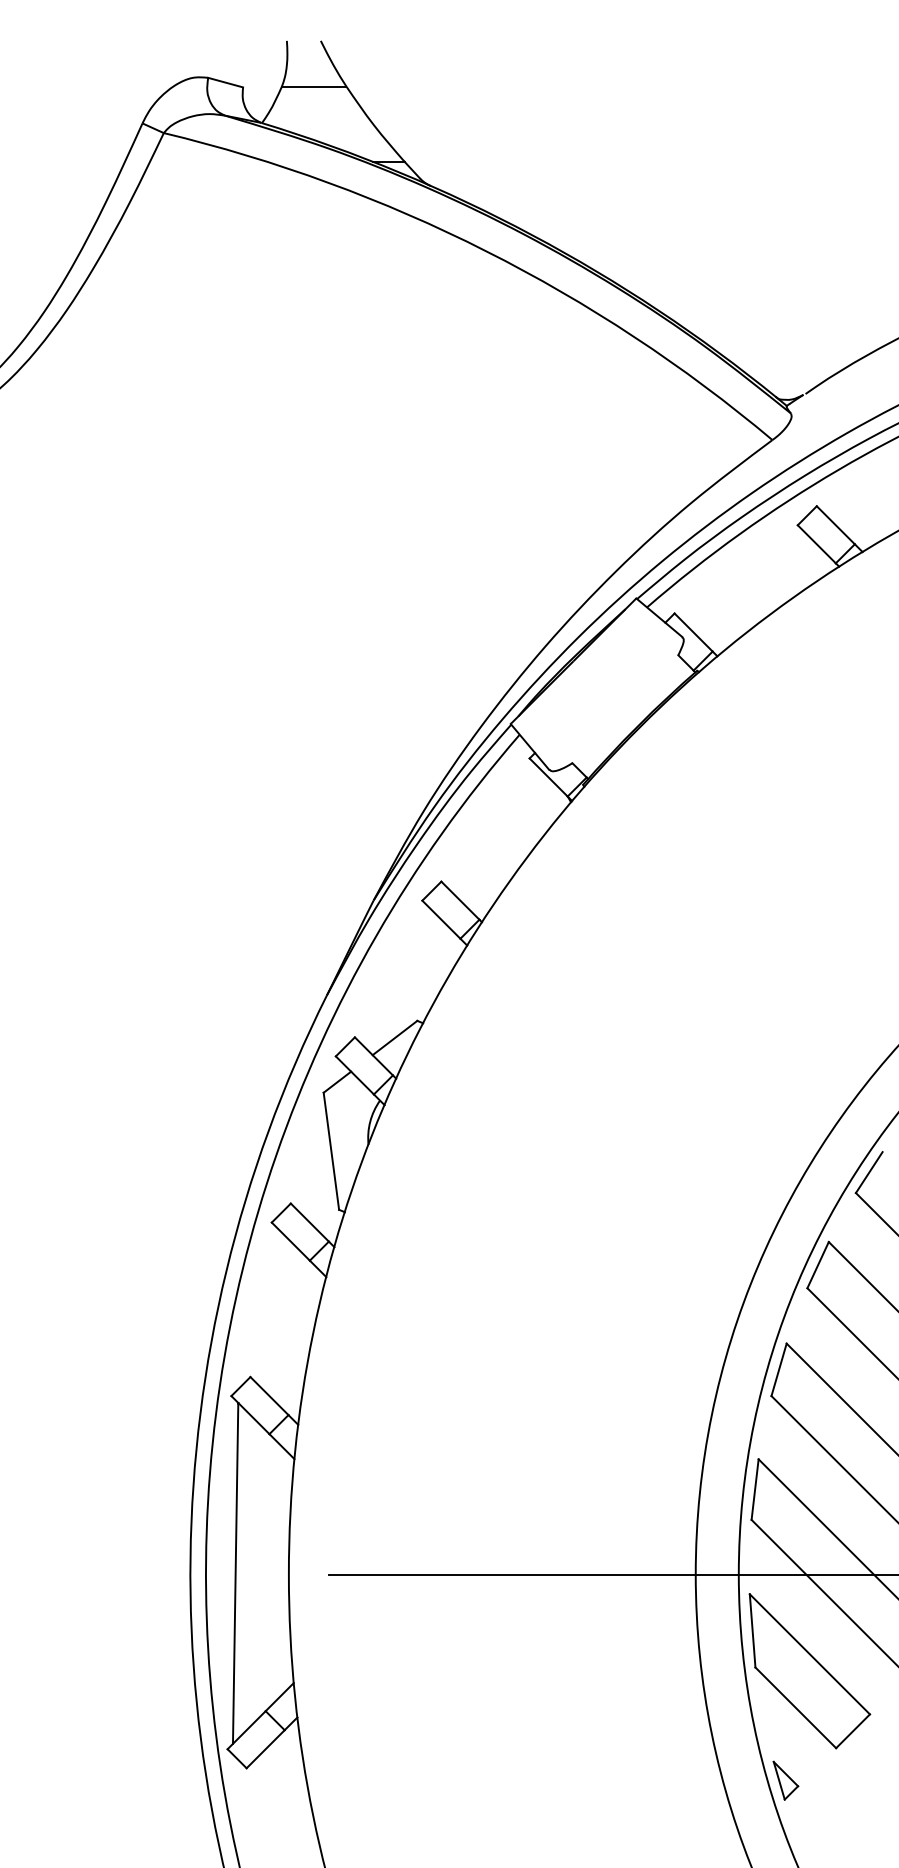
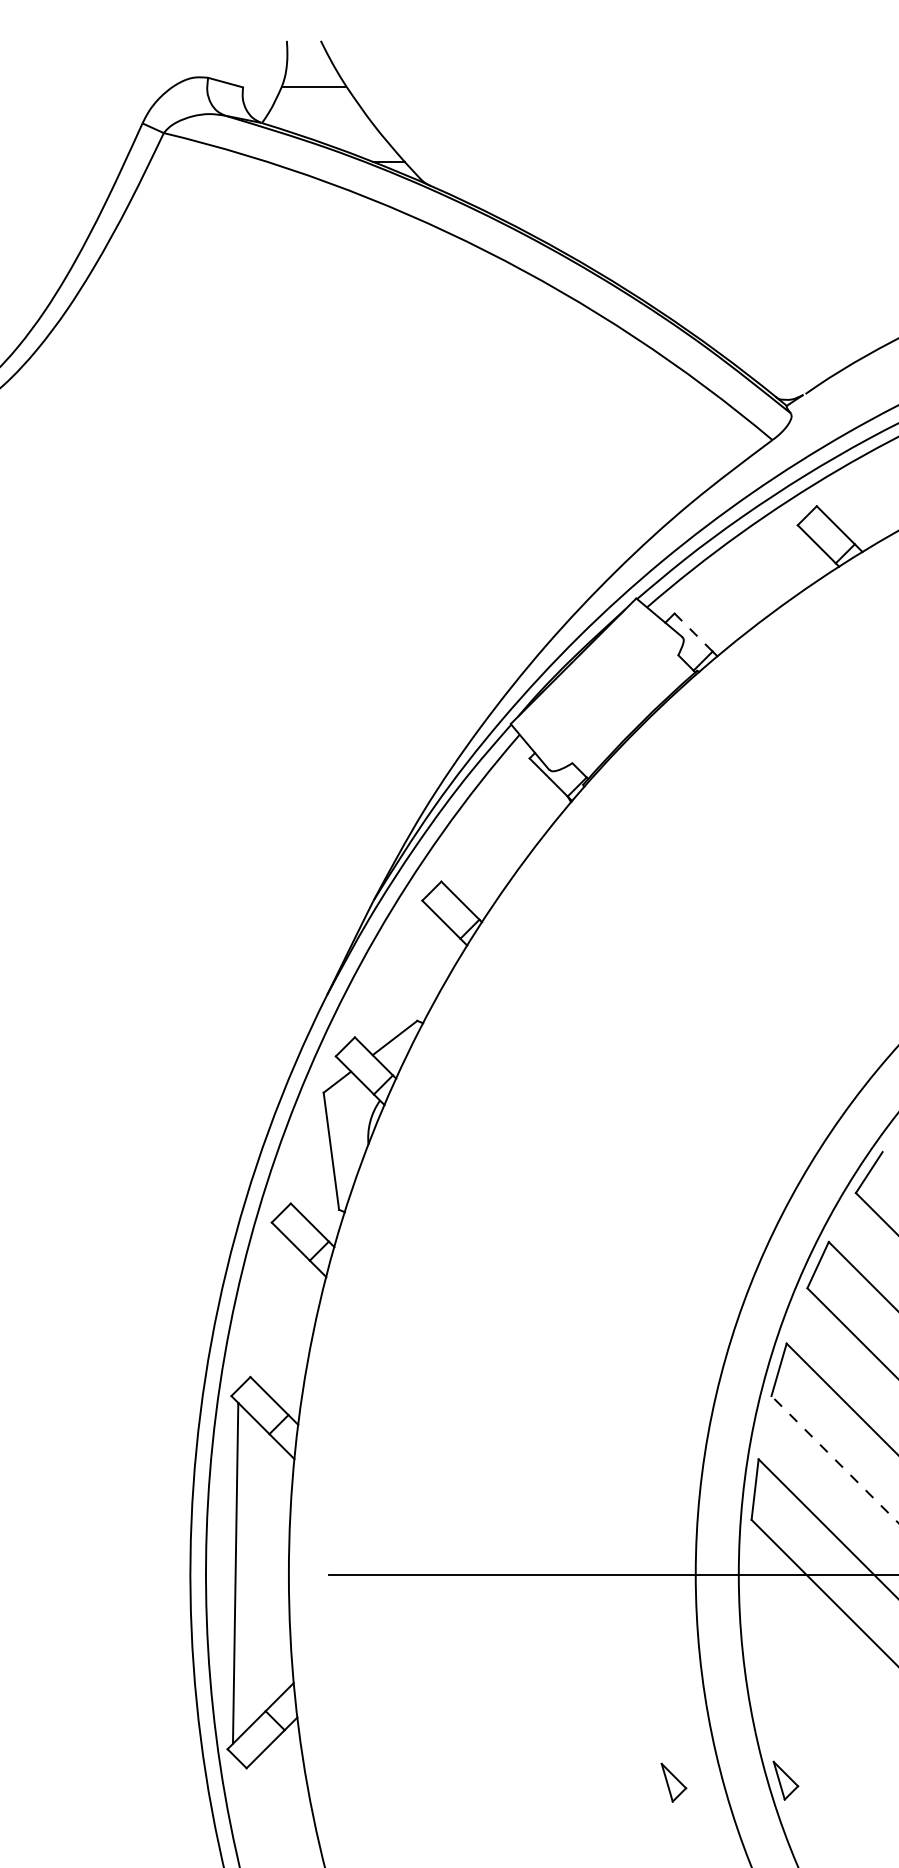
line: solid -> dashed (693, 632)
line: solid -> dashed (835, 1459)
part: present -> none (809, 1671)
part: none -> present (673, 1782)
